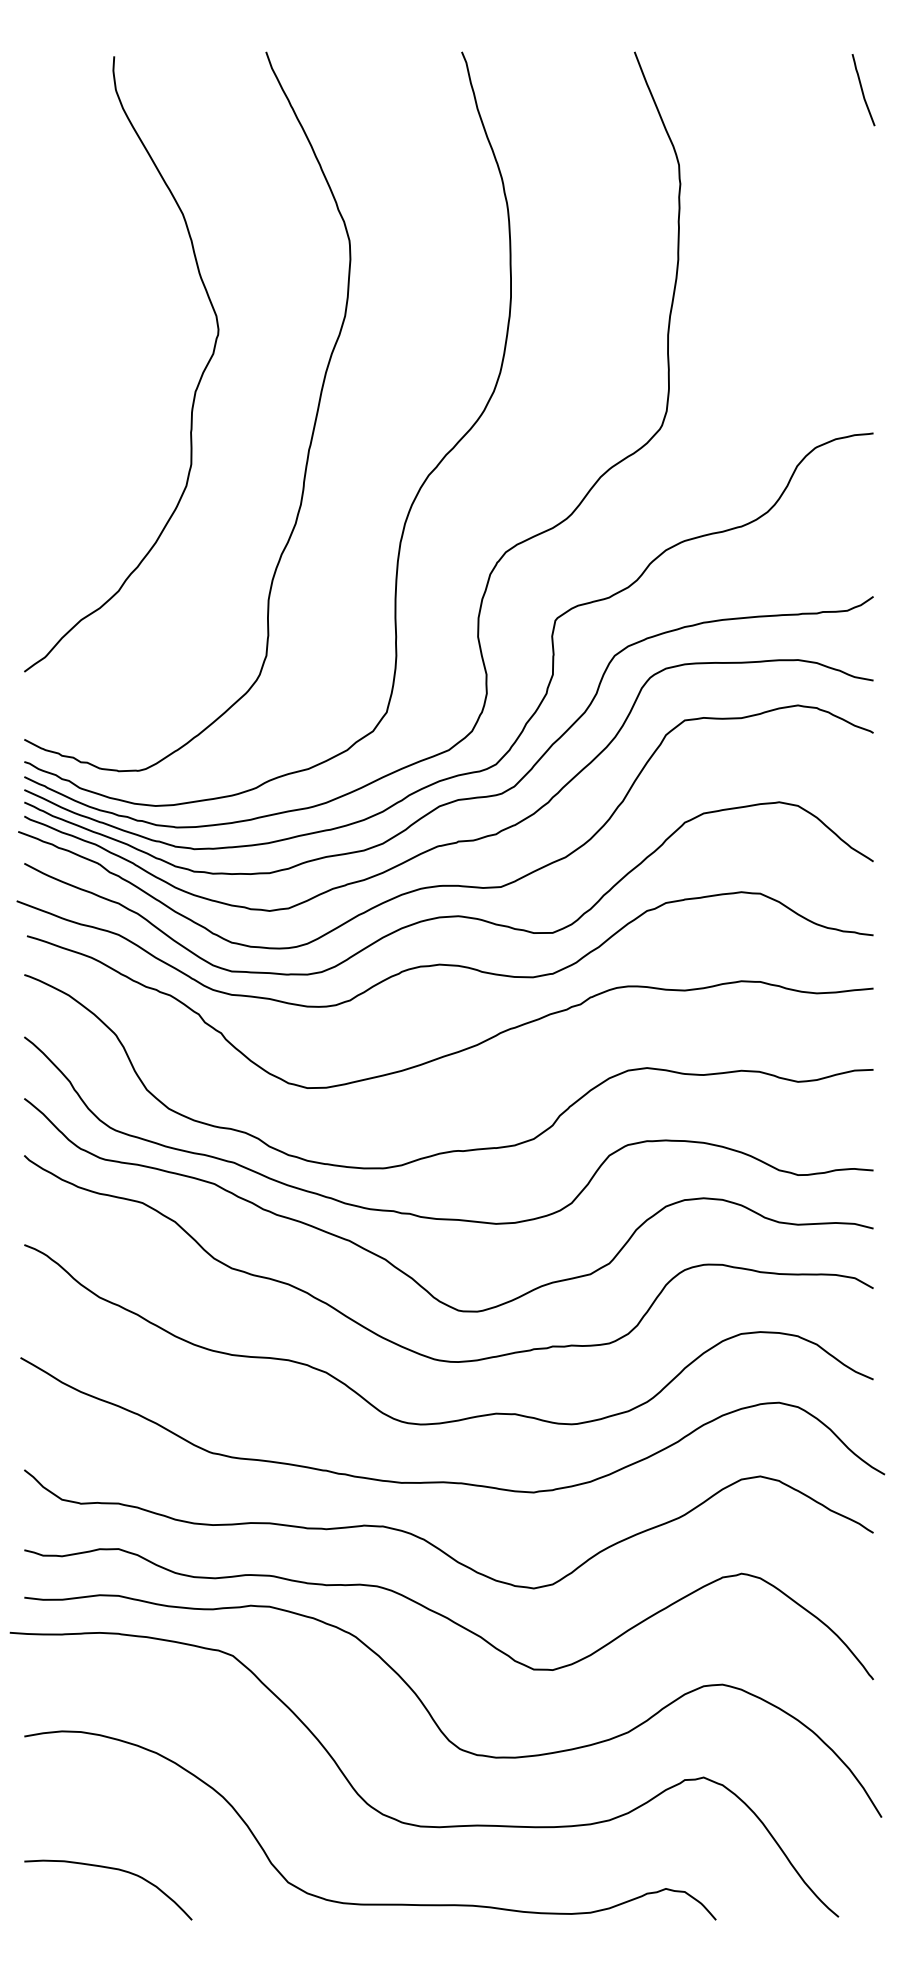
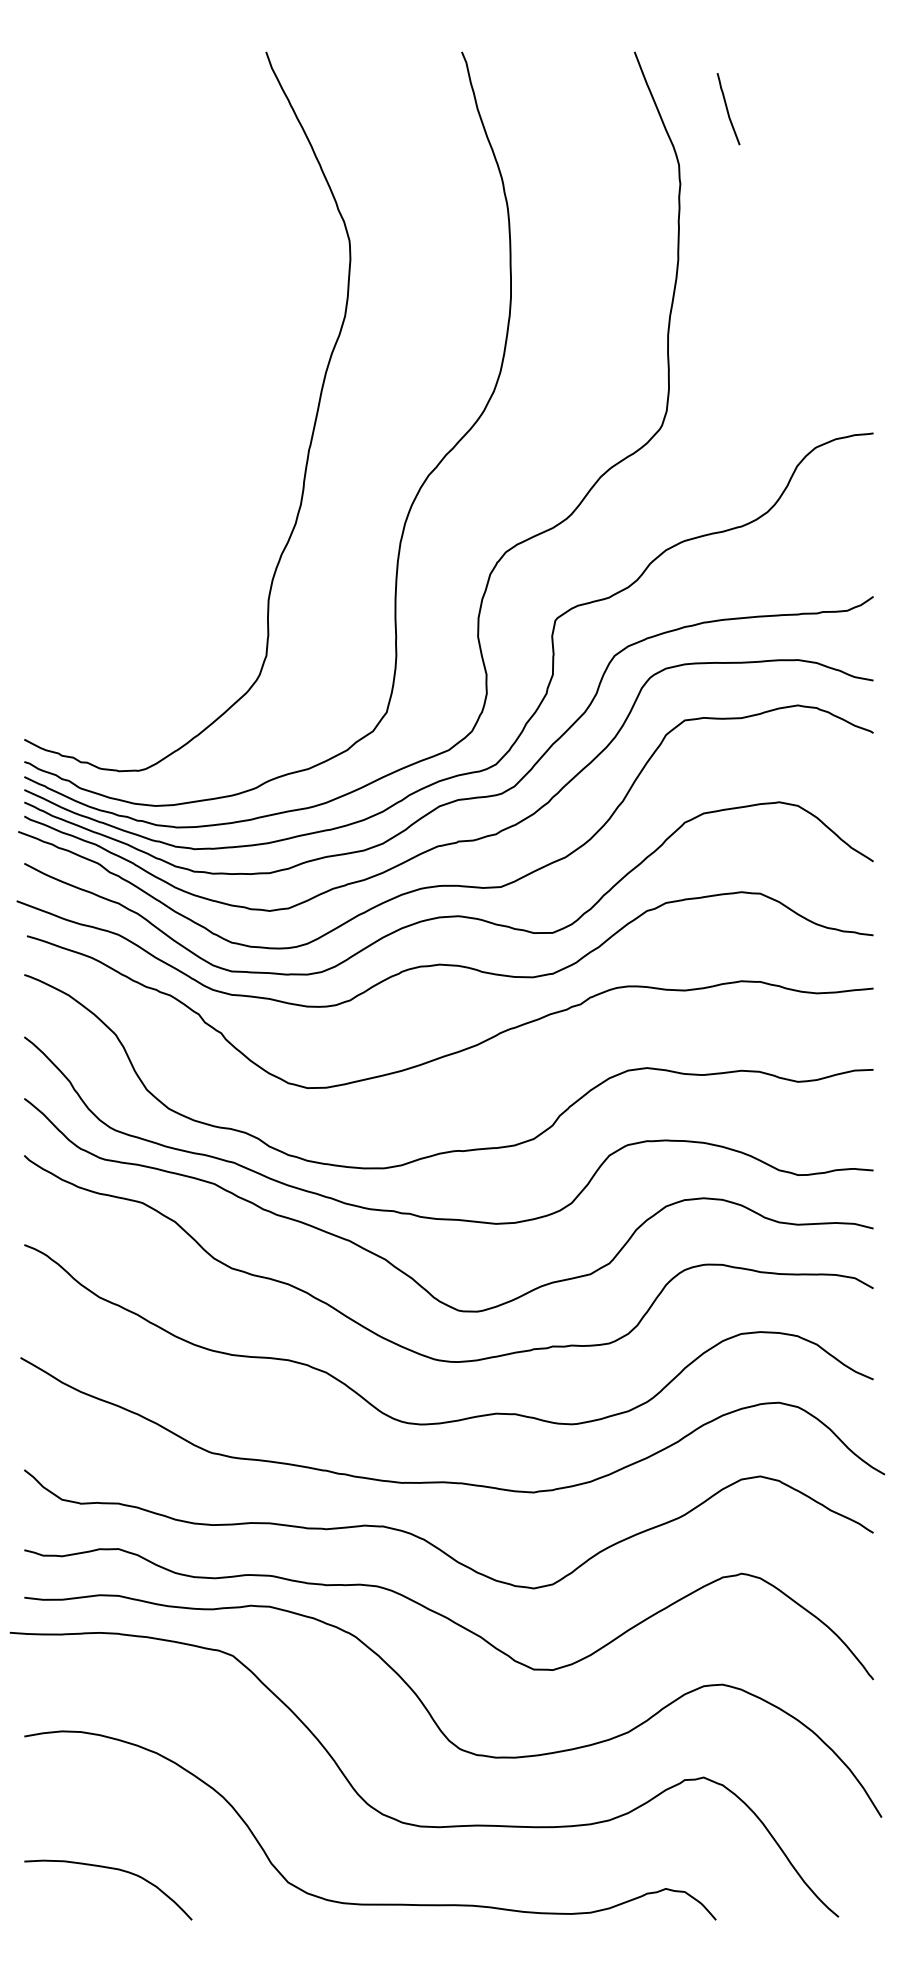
curve position: (863, 90) -> (728, 109) (728, 109)
curve: present -> none (194, 391)
